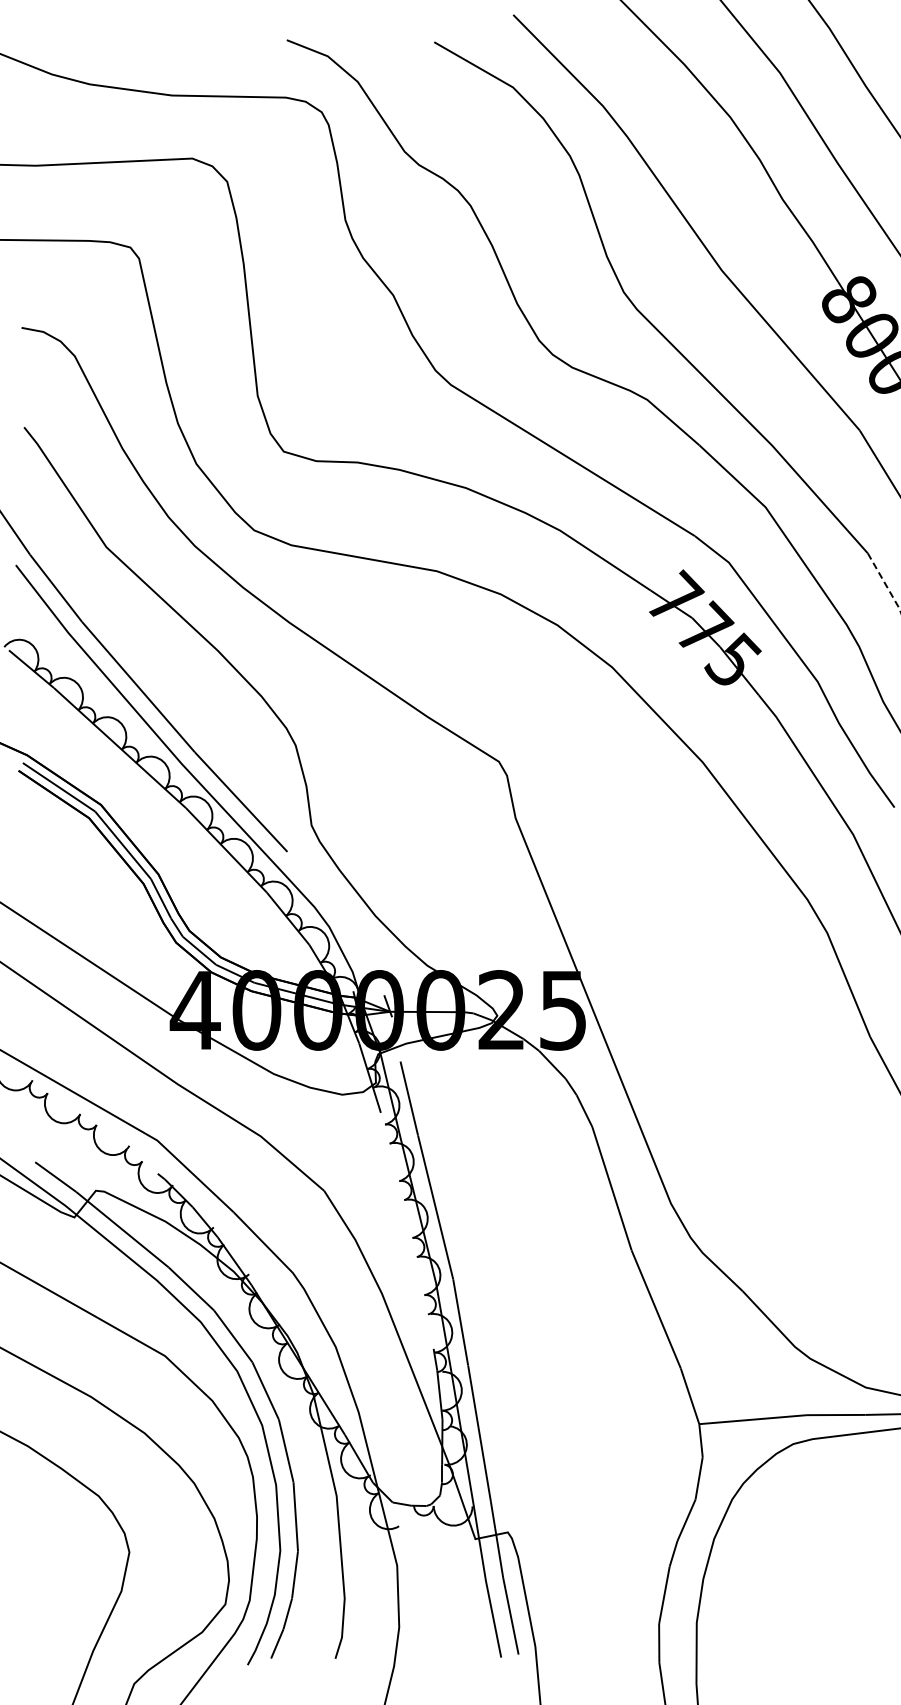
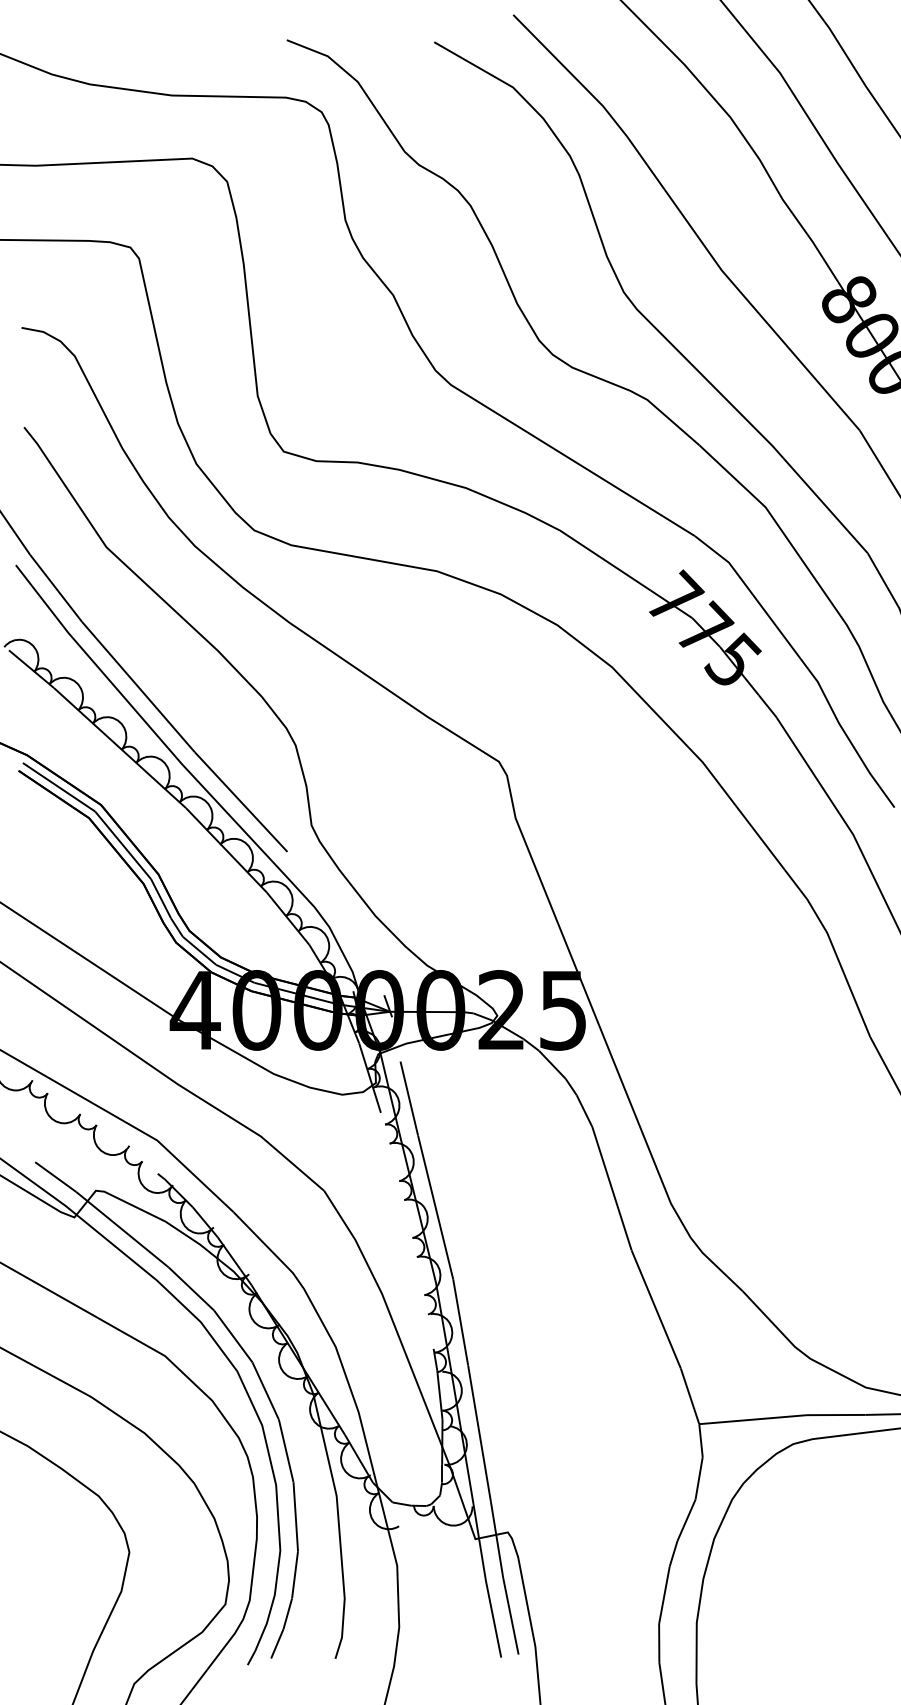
line: dashed -> solid (885, 583)
